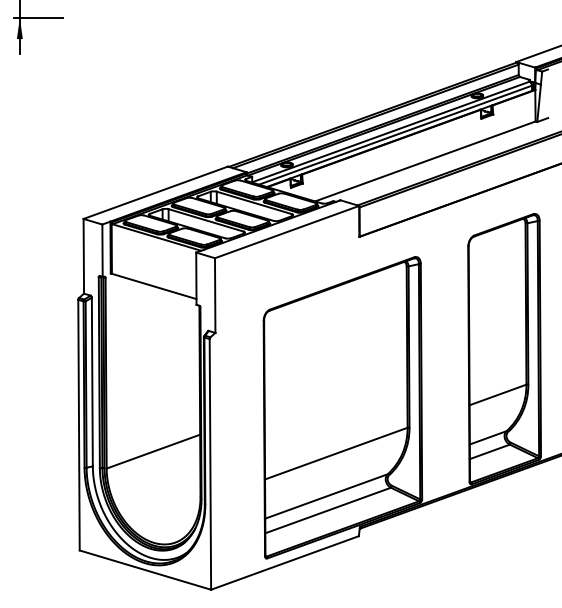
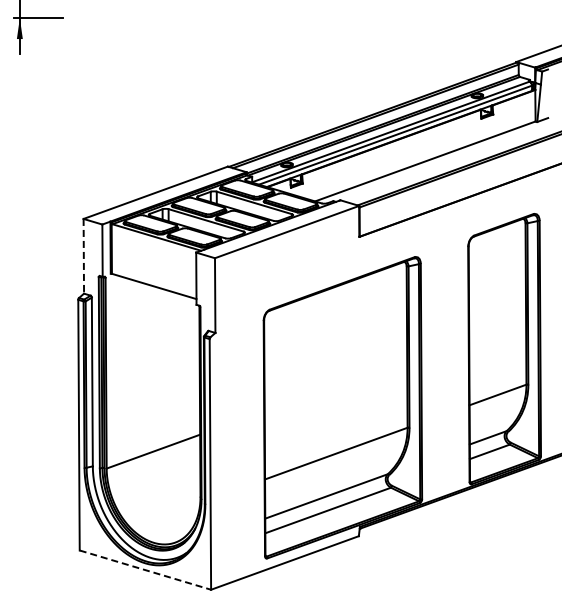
line: solid -> dashed (83, 256)
line: solid -> dashed (145, 570)
